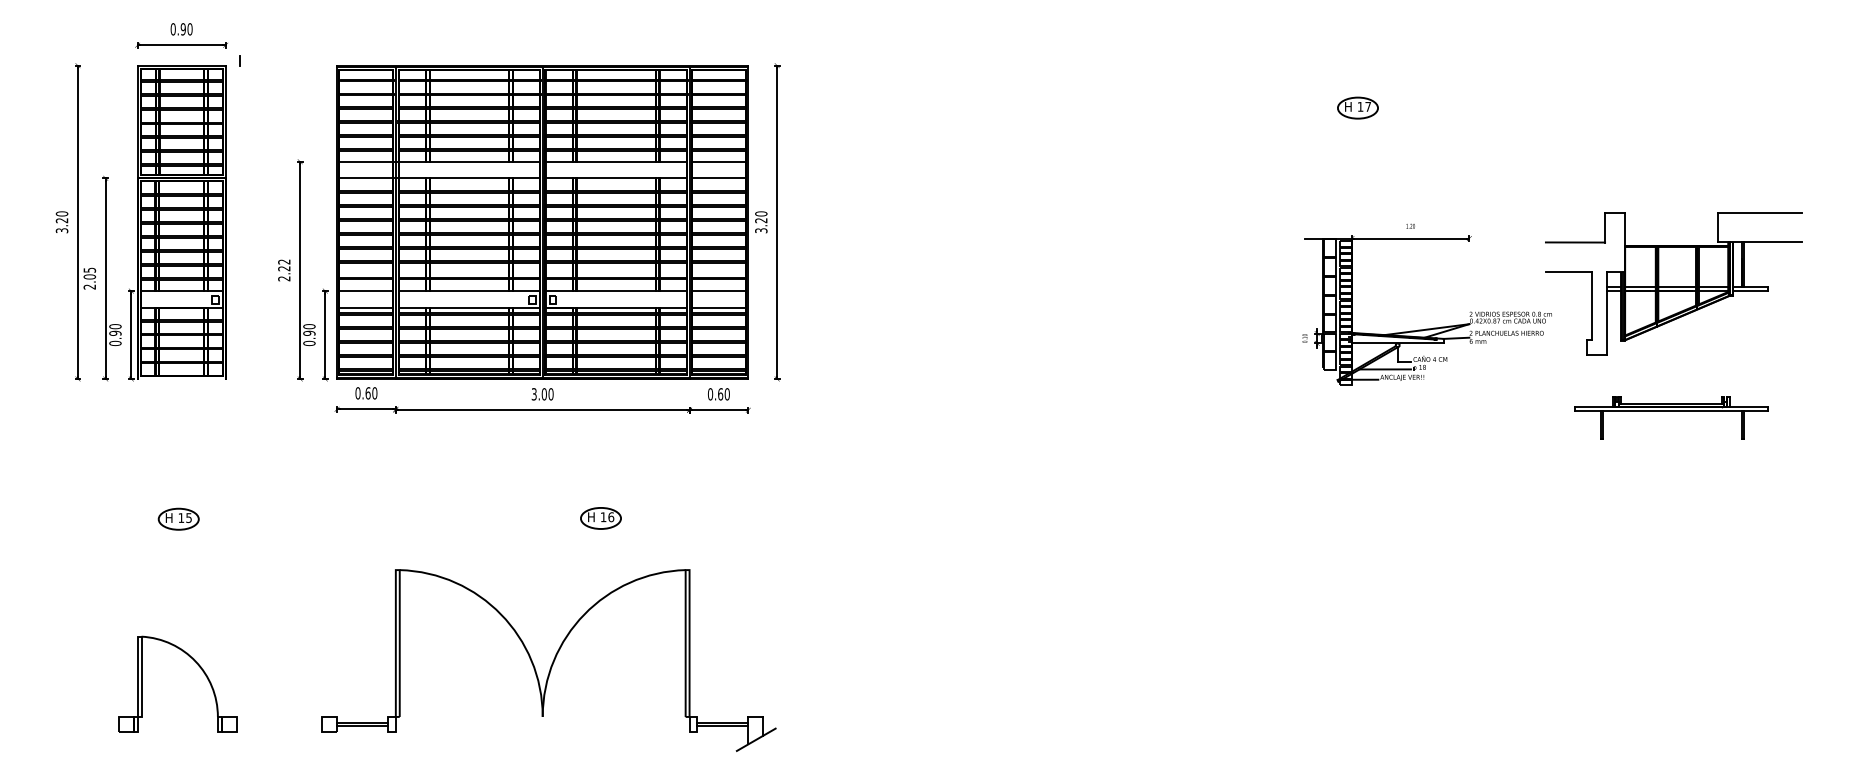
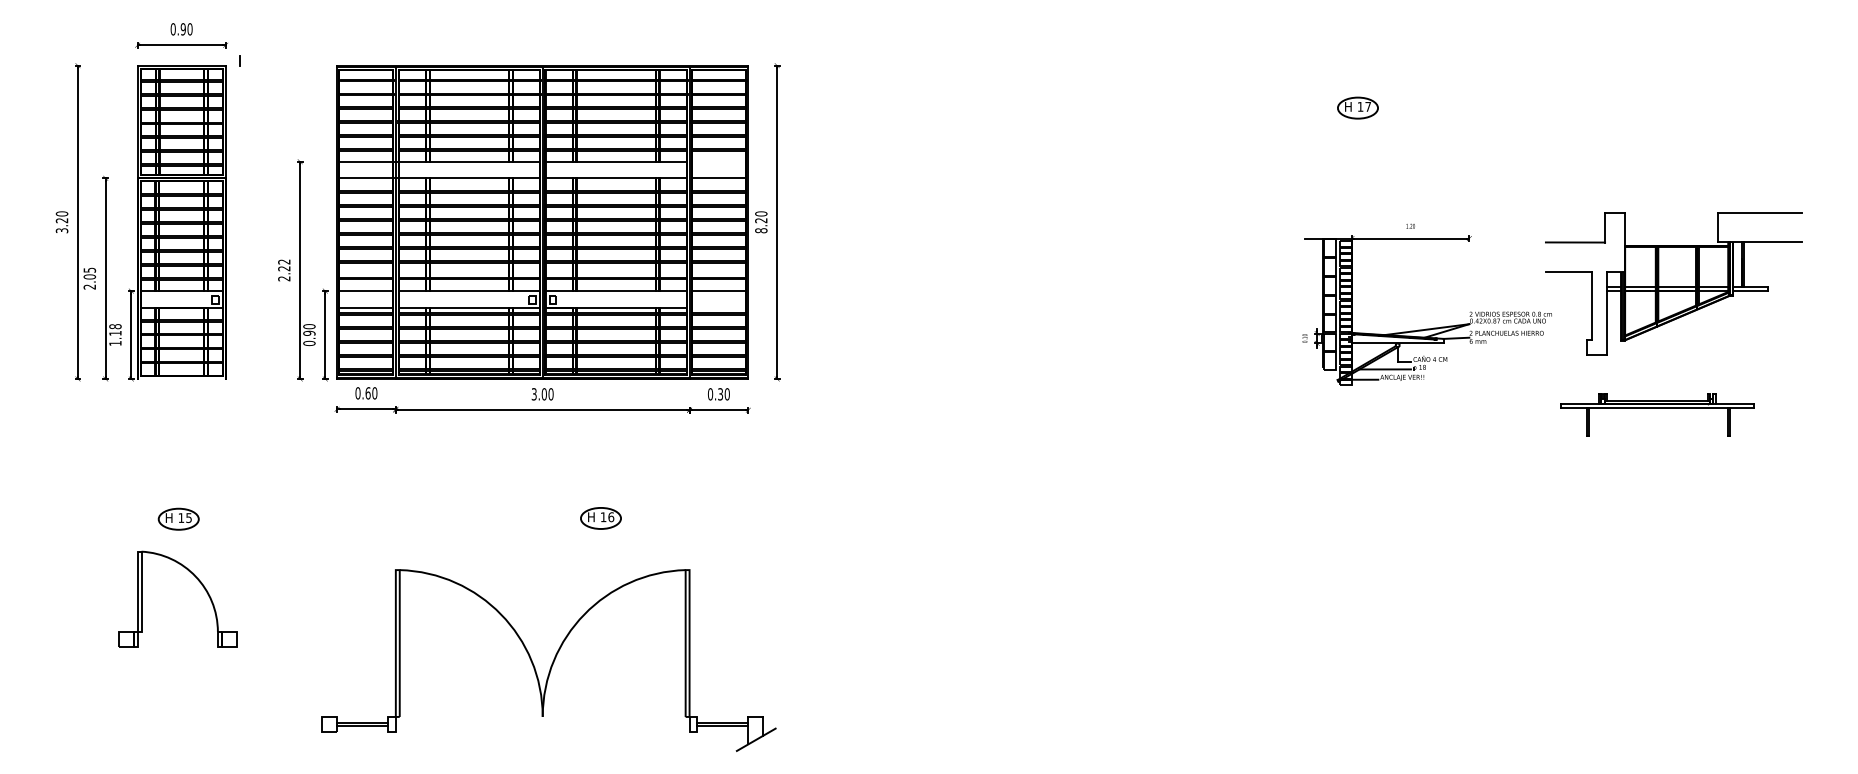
line: present -> none (718, 161)
text: 3.20 -> 8.20 (761, 230)
line: present -> none (718, 307)
text: 0.90 -> 1.18 (115, 335)
text: 0.60 -> 0.30 (720, 394)
part position: (1671, 417) -> (1657, 414) (1657, 414)
part position: (198, 666) -> (198, 581) (198, 581)
